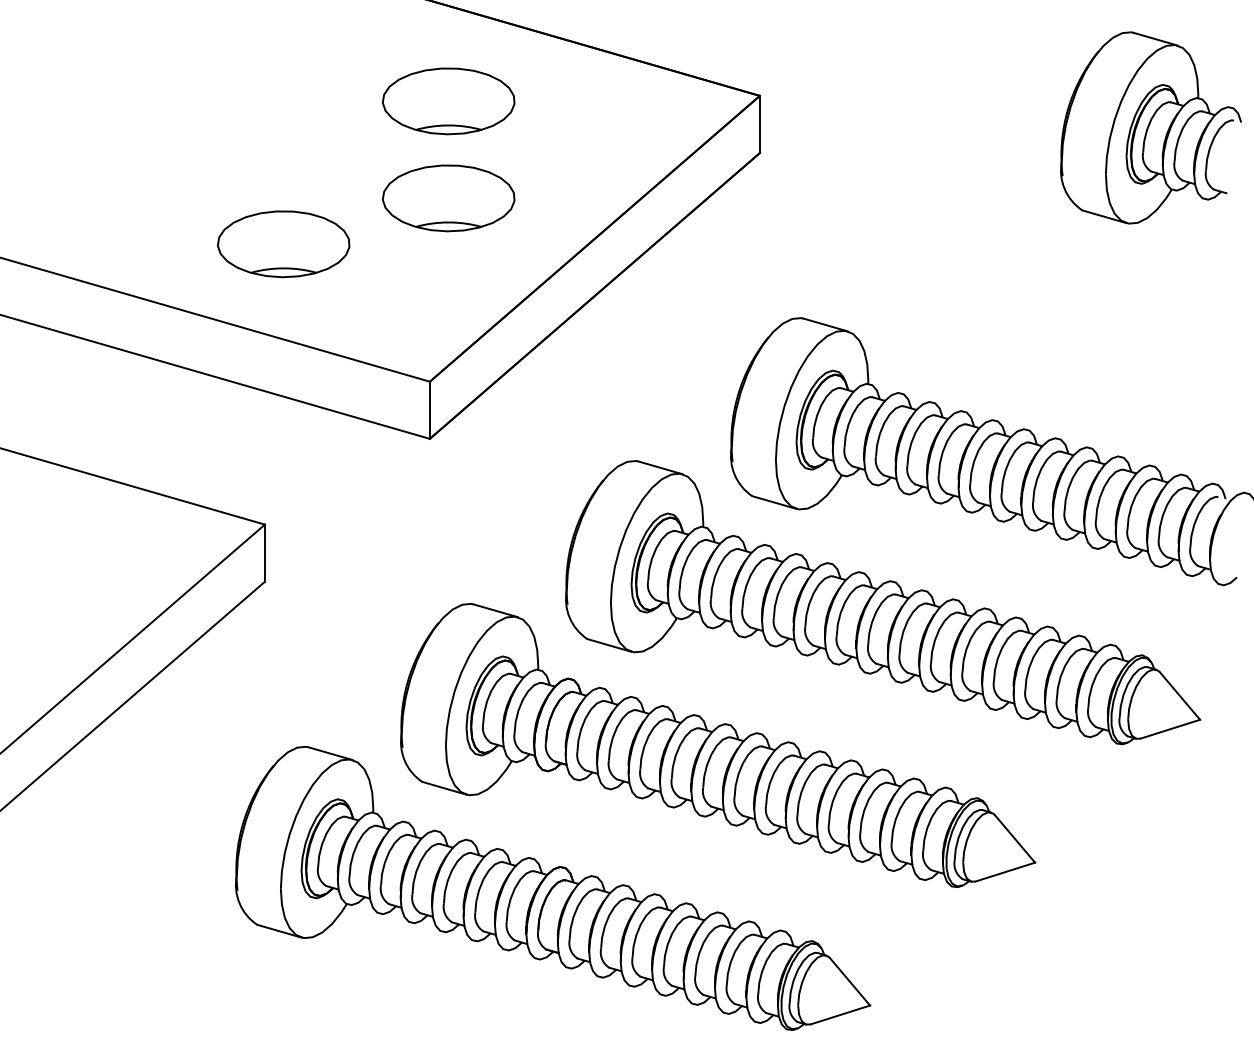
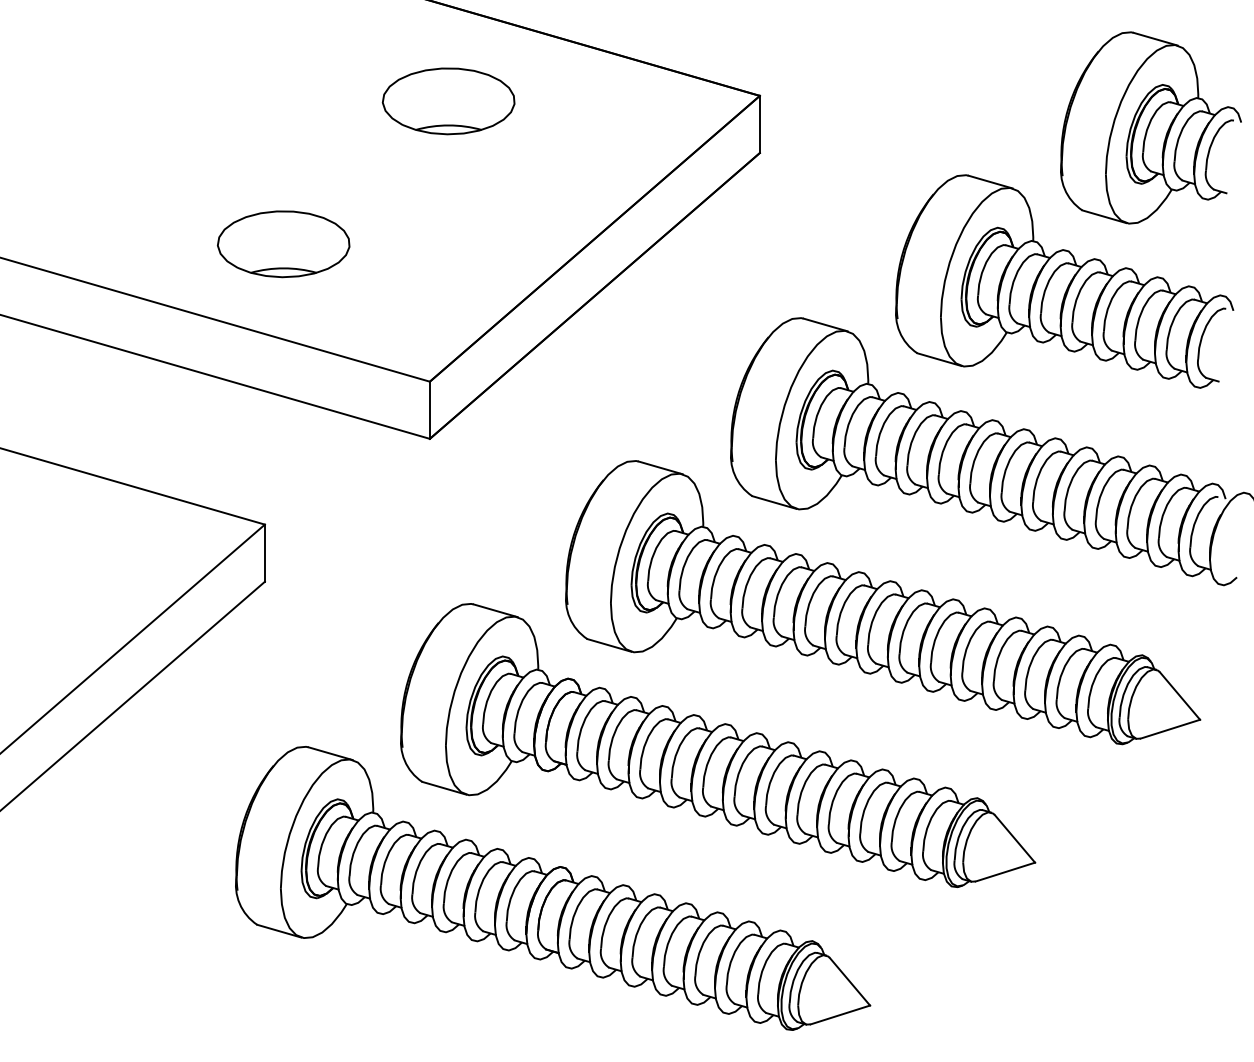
part: present -> none (448, 198)
part: none -> present (1064, 281)
